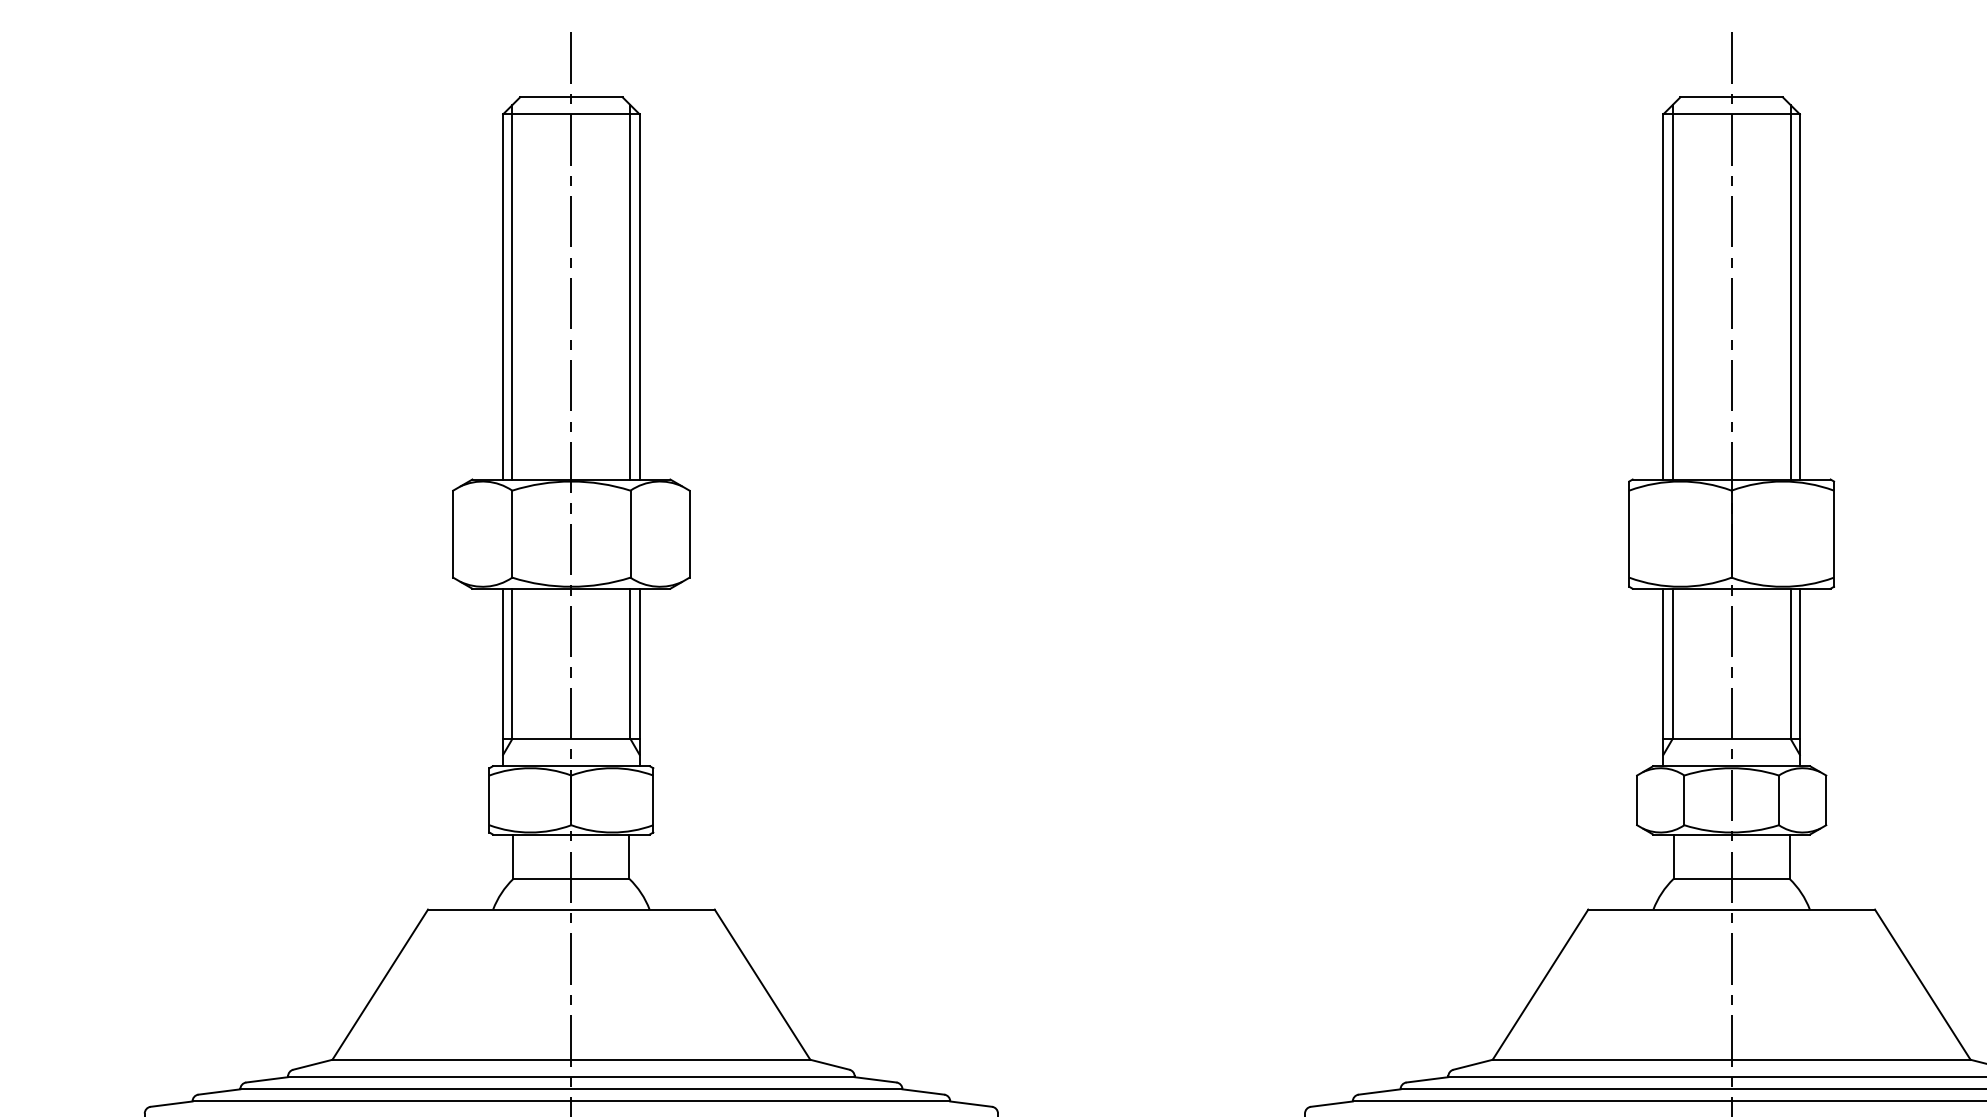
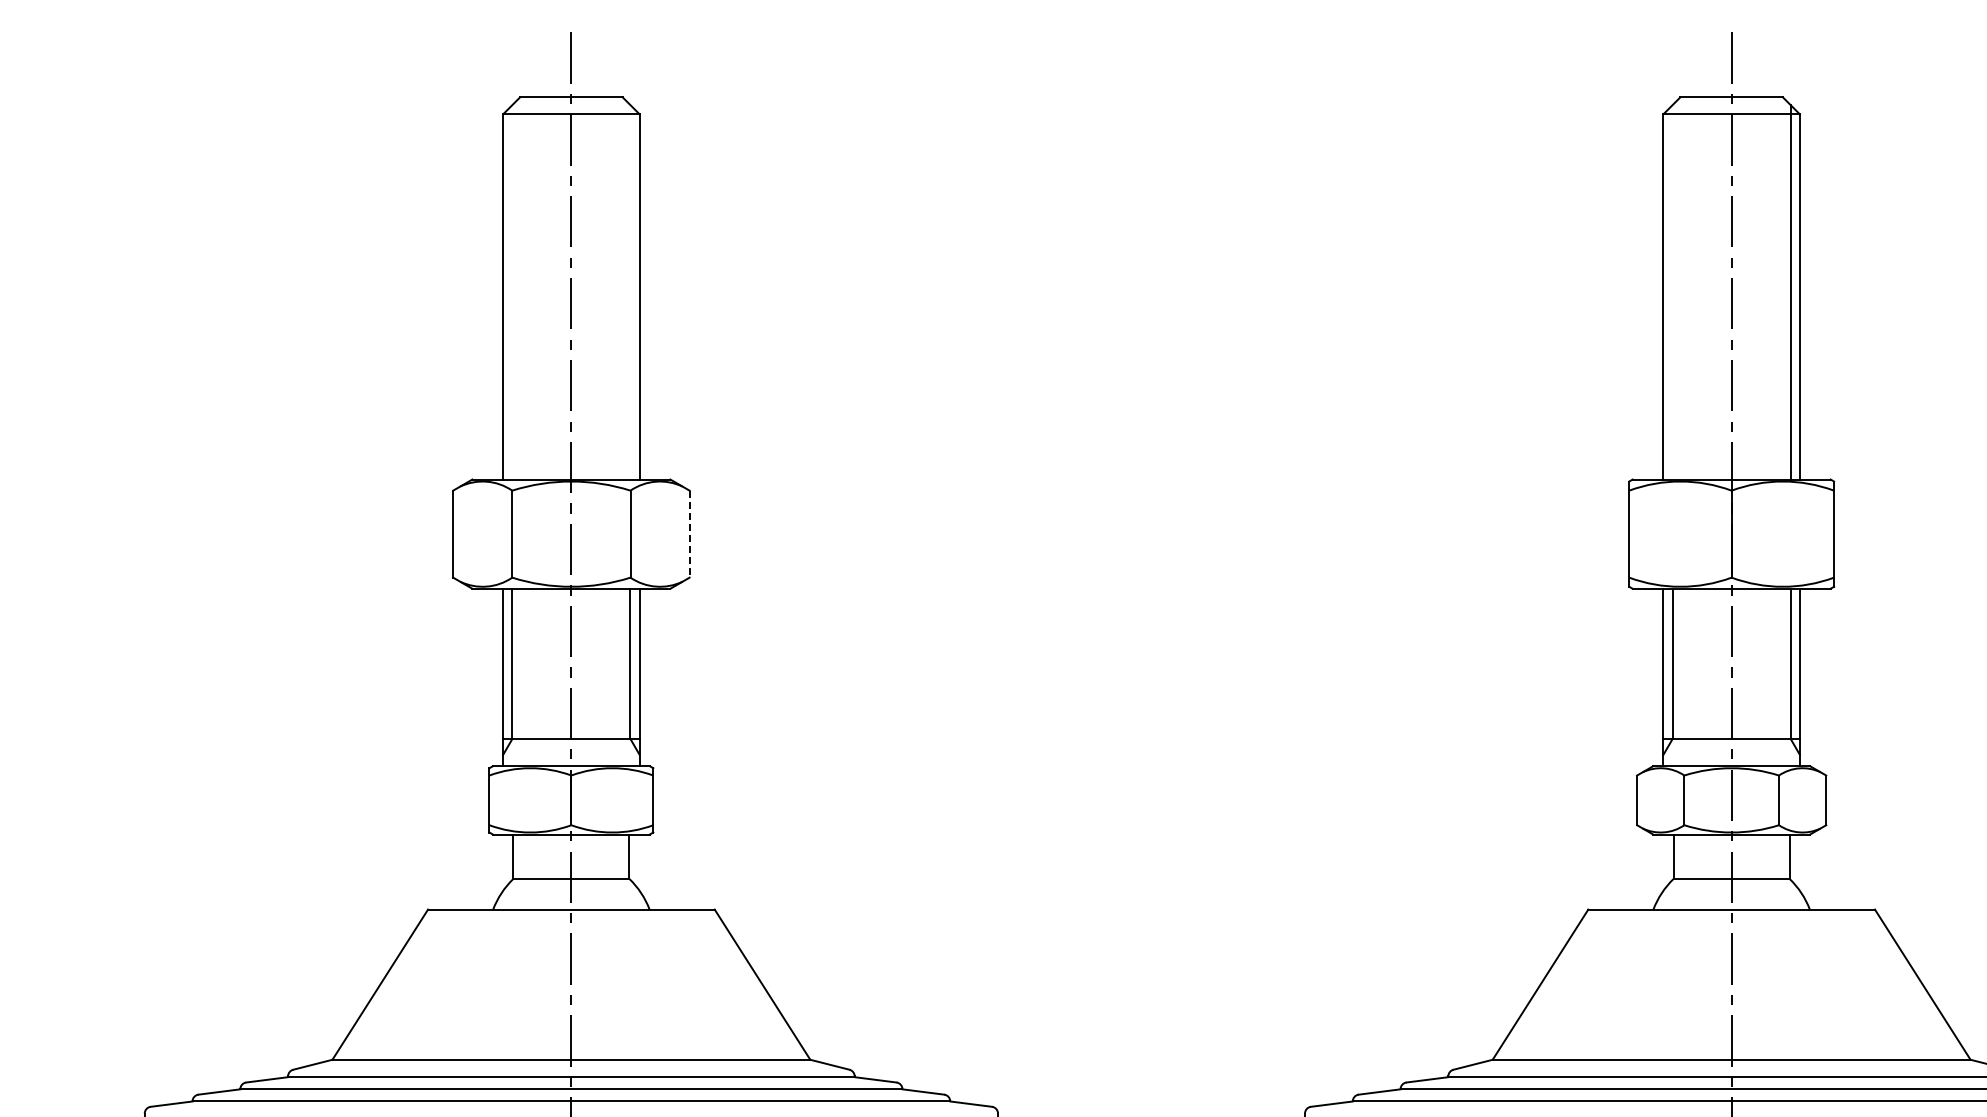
line: present -> none (512, 292)
line: present -> none (630, 292)
line: present -> none (1672, 292)
line: solid -> dashed (689, 534)
